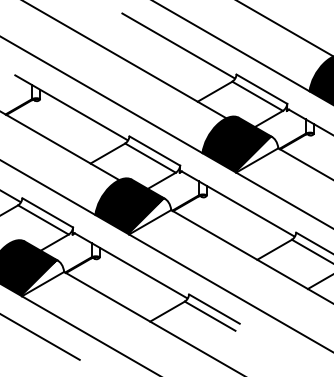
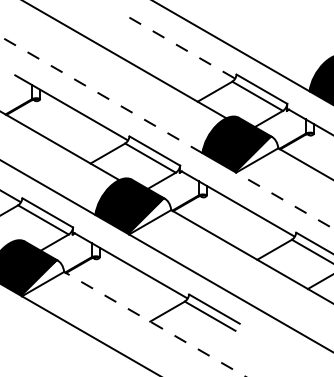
line: present -> none (284, 28)
line: solid -> dashed (178, 45)
line: solid -> dashed (101, 94)
line: solid -> dashed (284, 200)
line: solid -> dashed (154, 324)
line: present -> none (40, 337)
